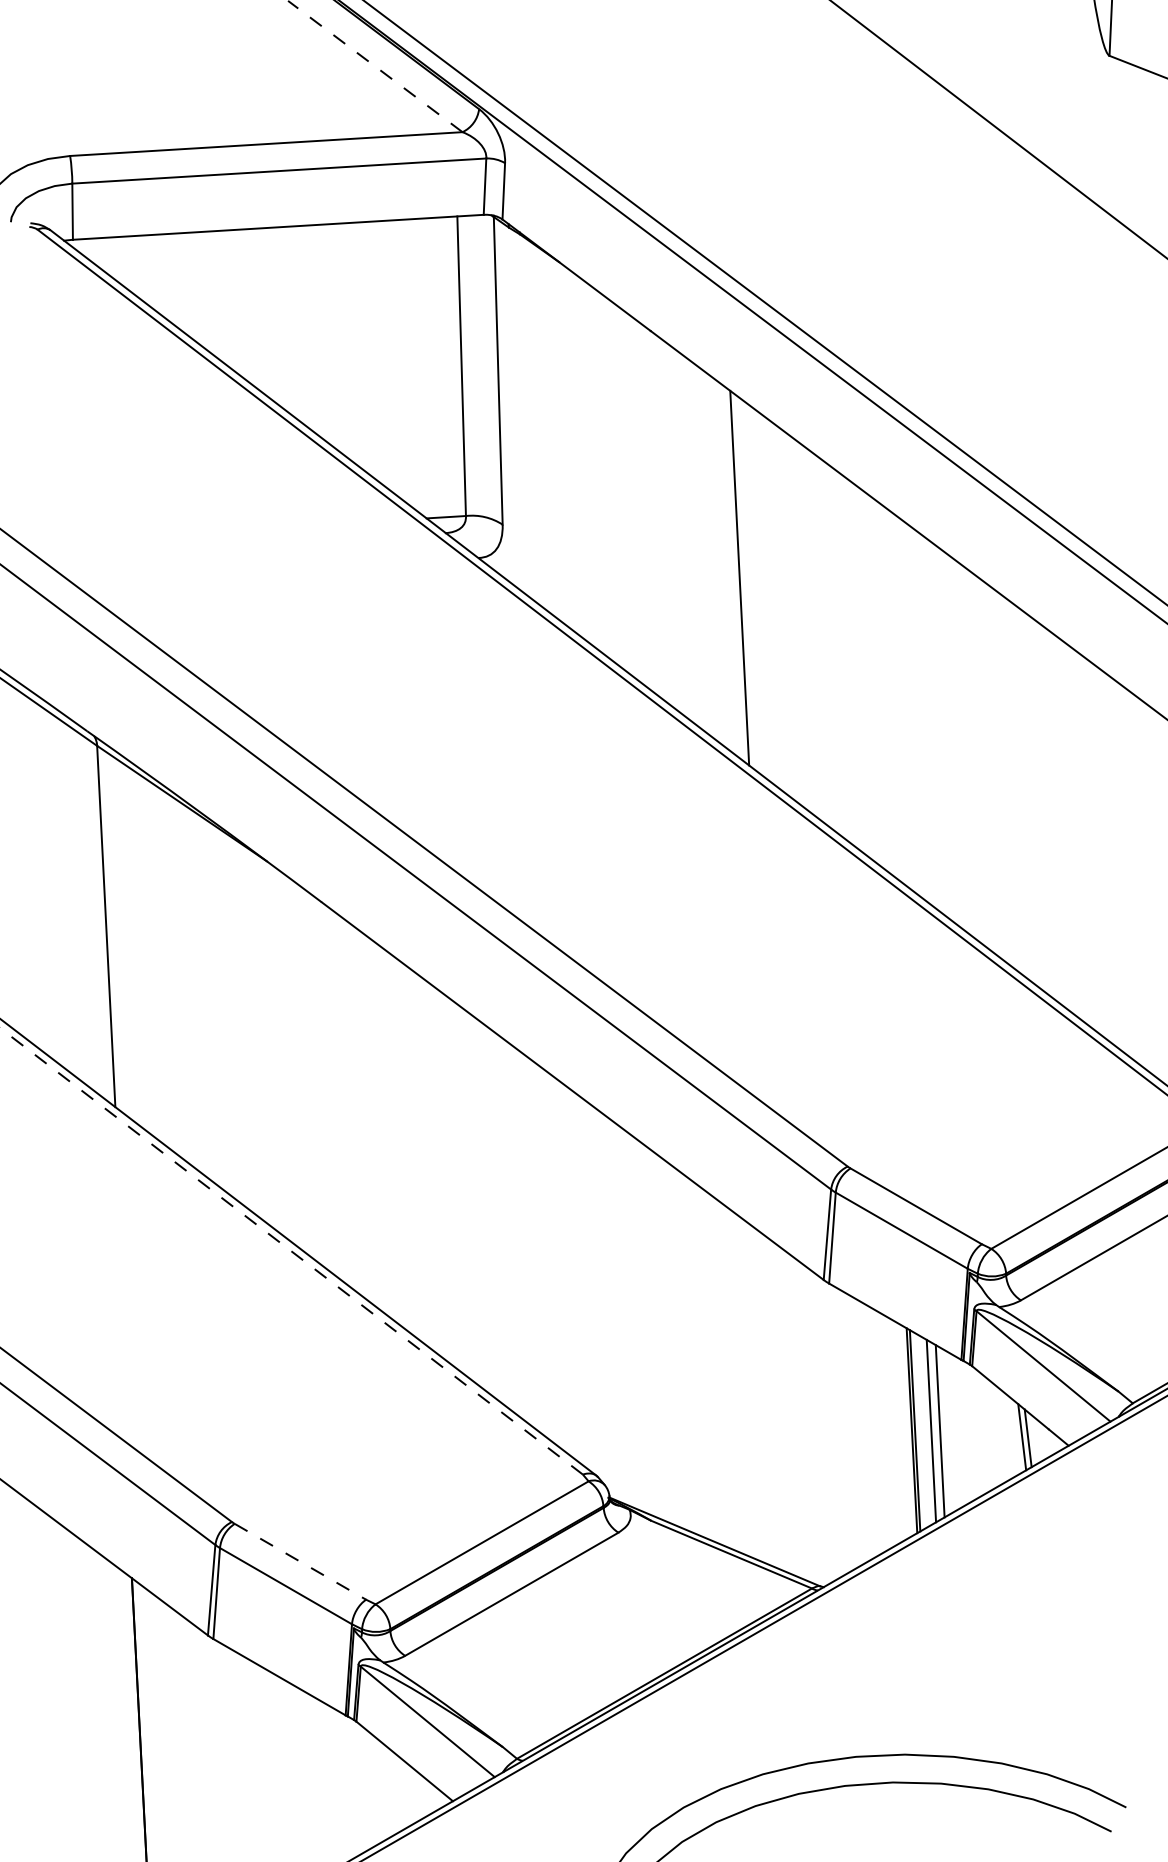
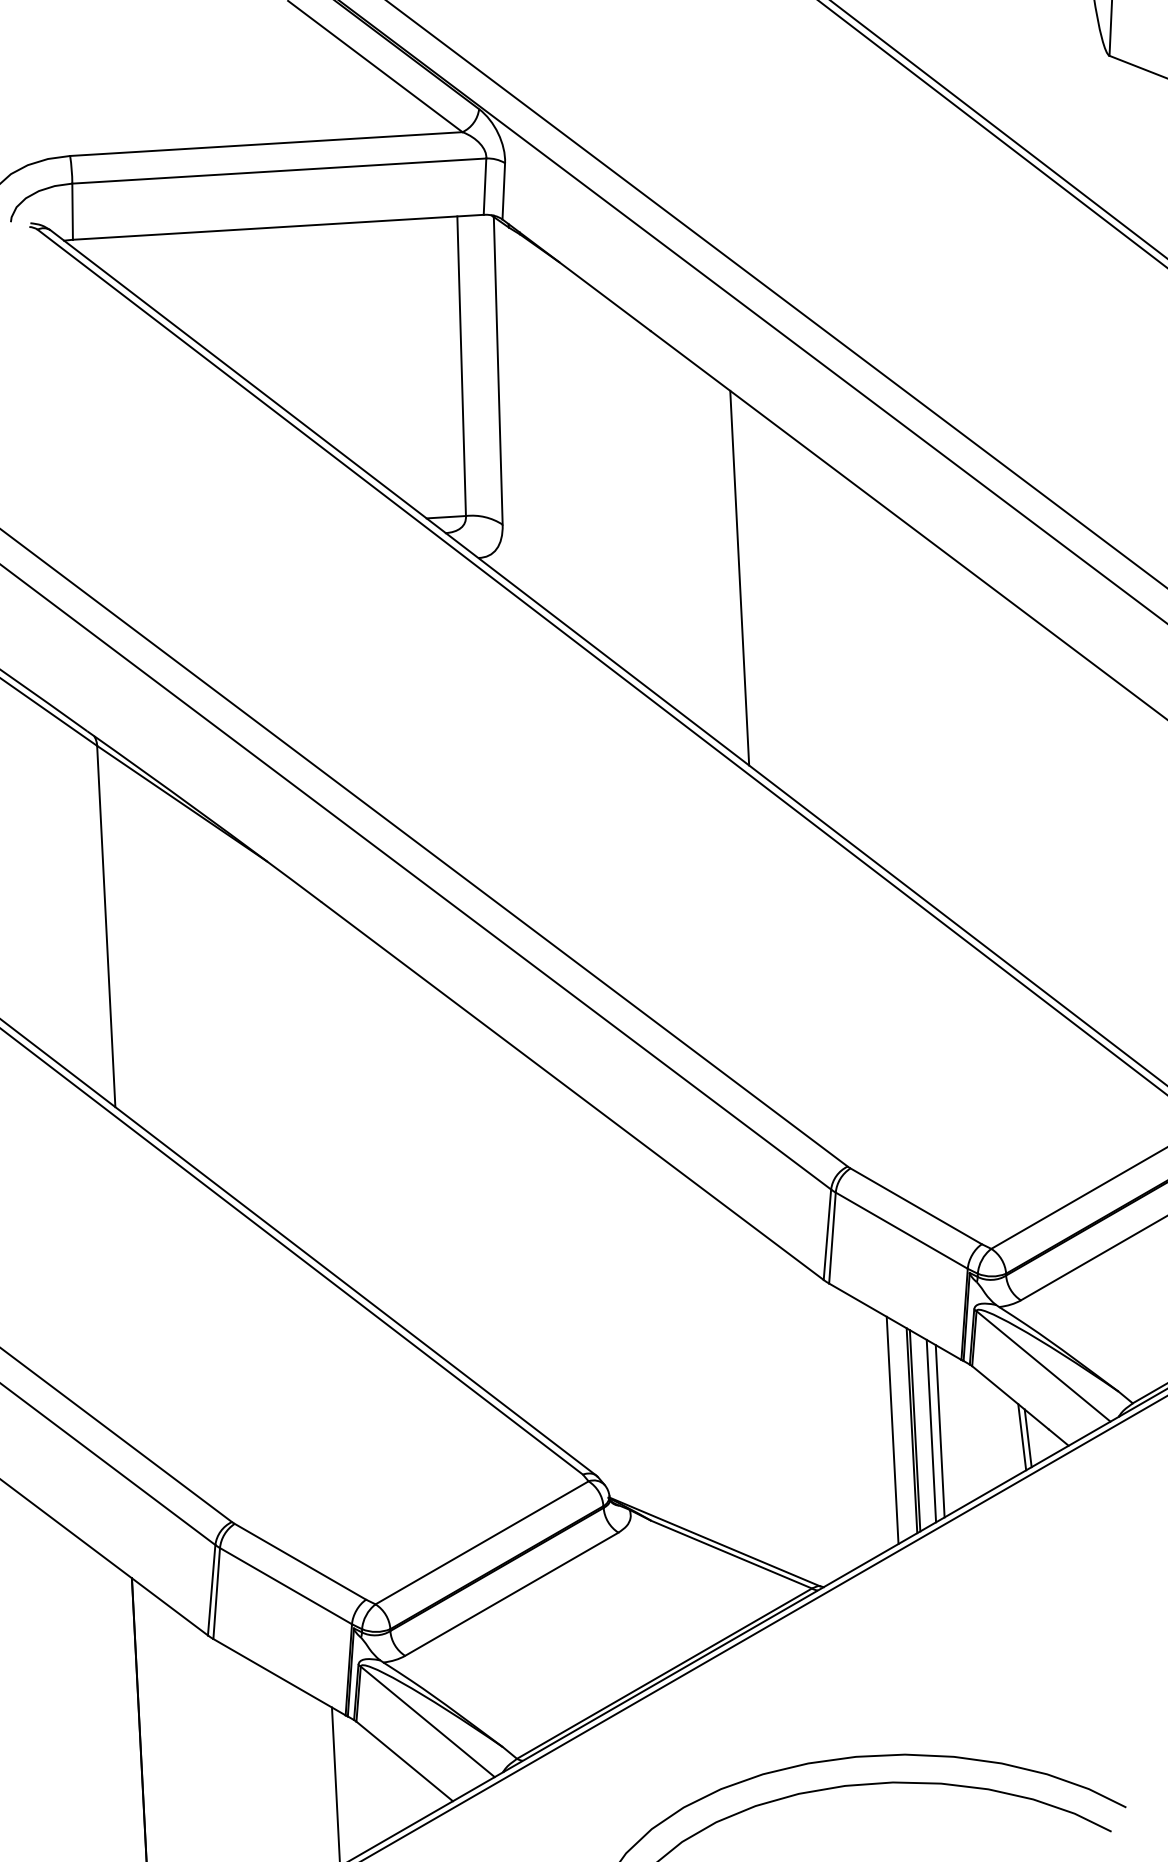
line: dashed -> solid (374, 66)
line: none -> present (992, 134)
line position: (764, 302) -> (776, 294) (776, 294)
line: dashed -> solid (291, 1251)
line: none -> present (892, 1430)
line: dashed -> solid (300, 1561)
line: none -> present (335, 1782)
